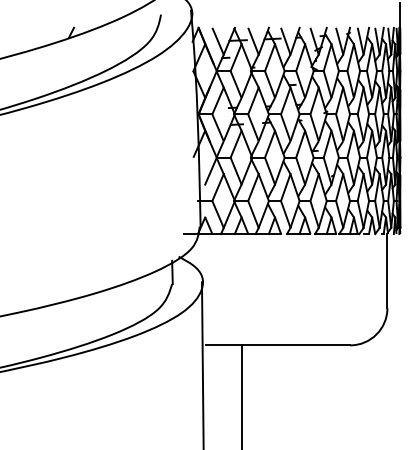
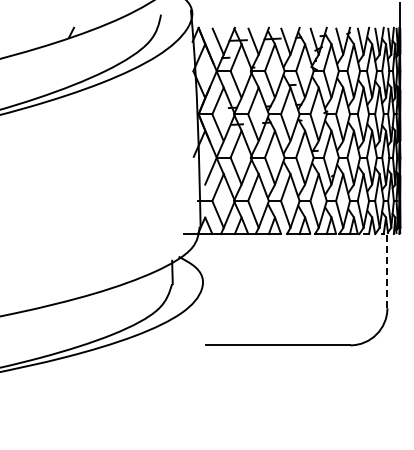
line: solid -> dashed (387, 270)
line: present -> none (202, 364)
line: present -> none (241, 395)
